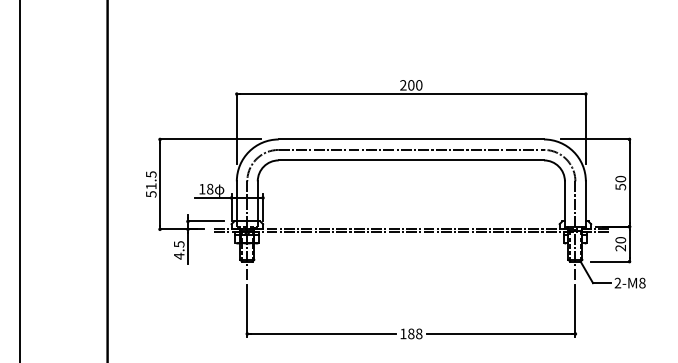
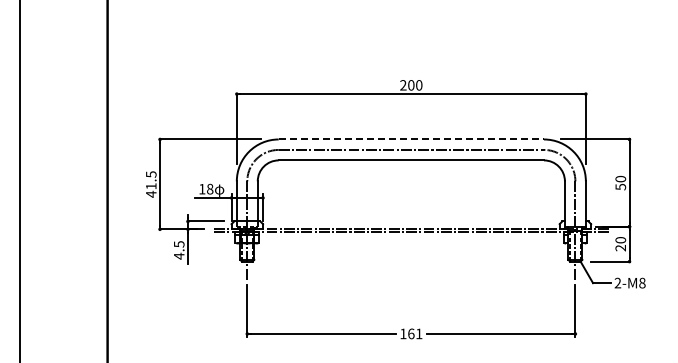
line: solid -> dashed (411, 139)
text: 51.5 -> 41.5 (151, 193)
text: 188 -> 161 (415, 333)
